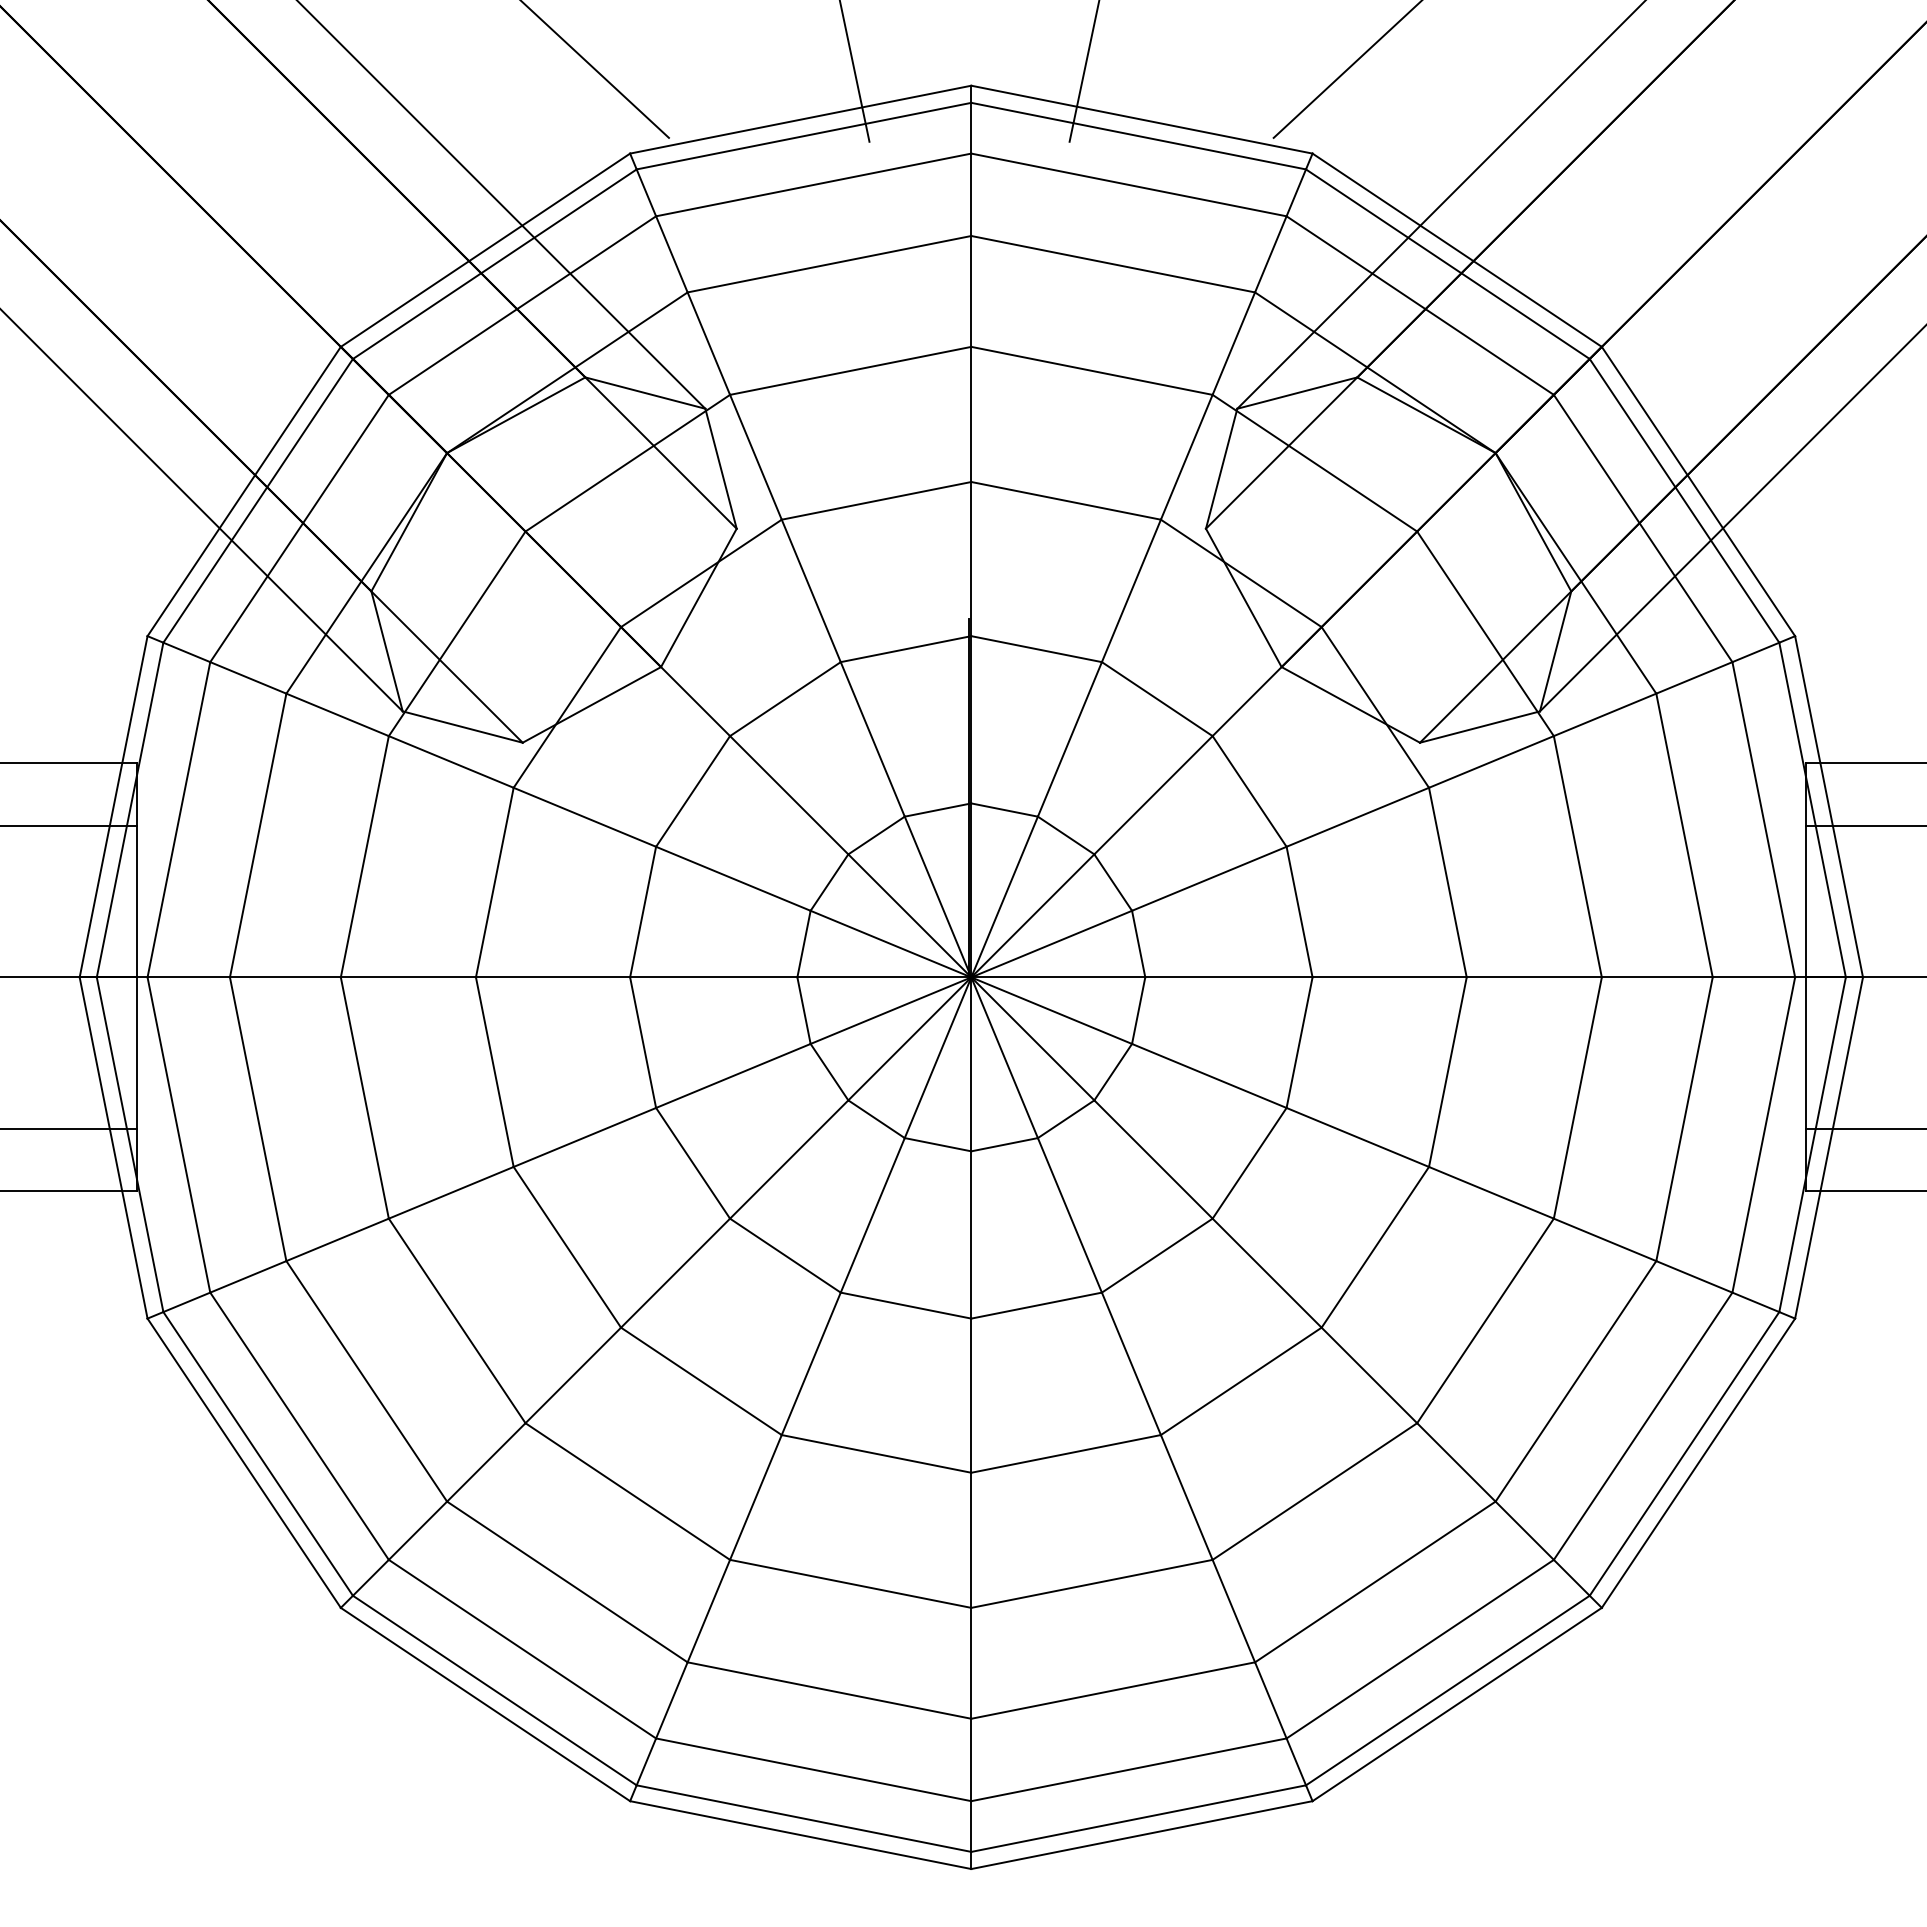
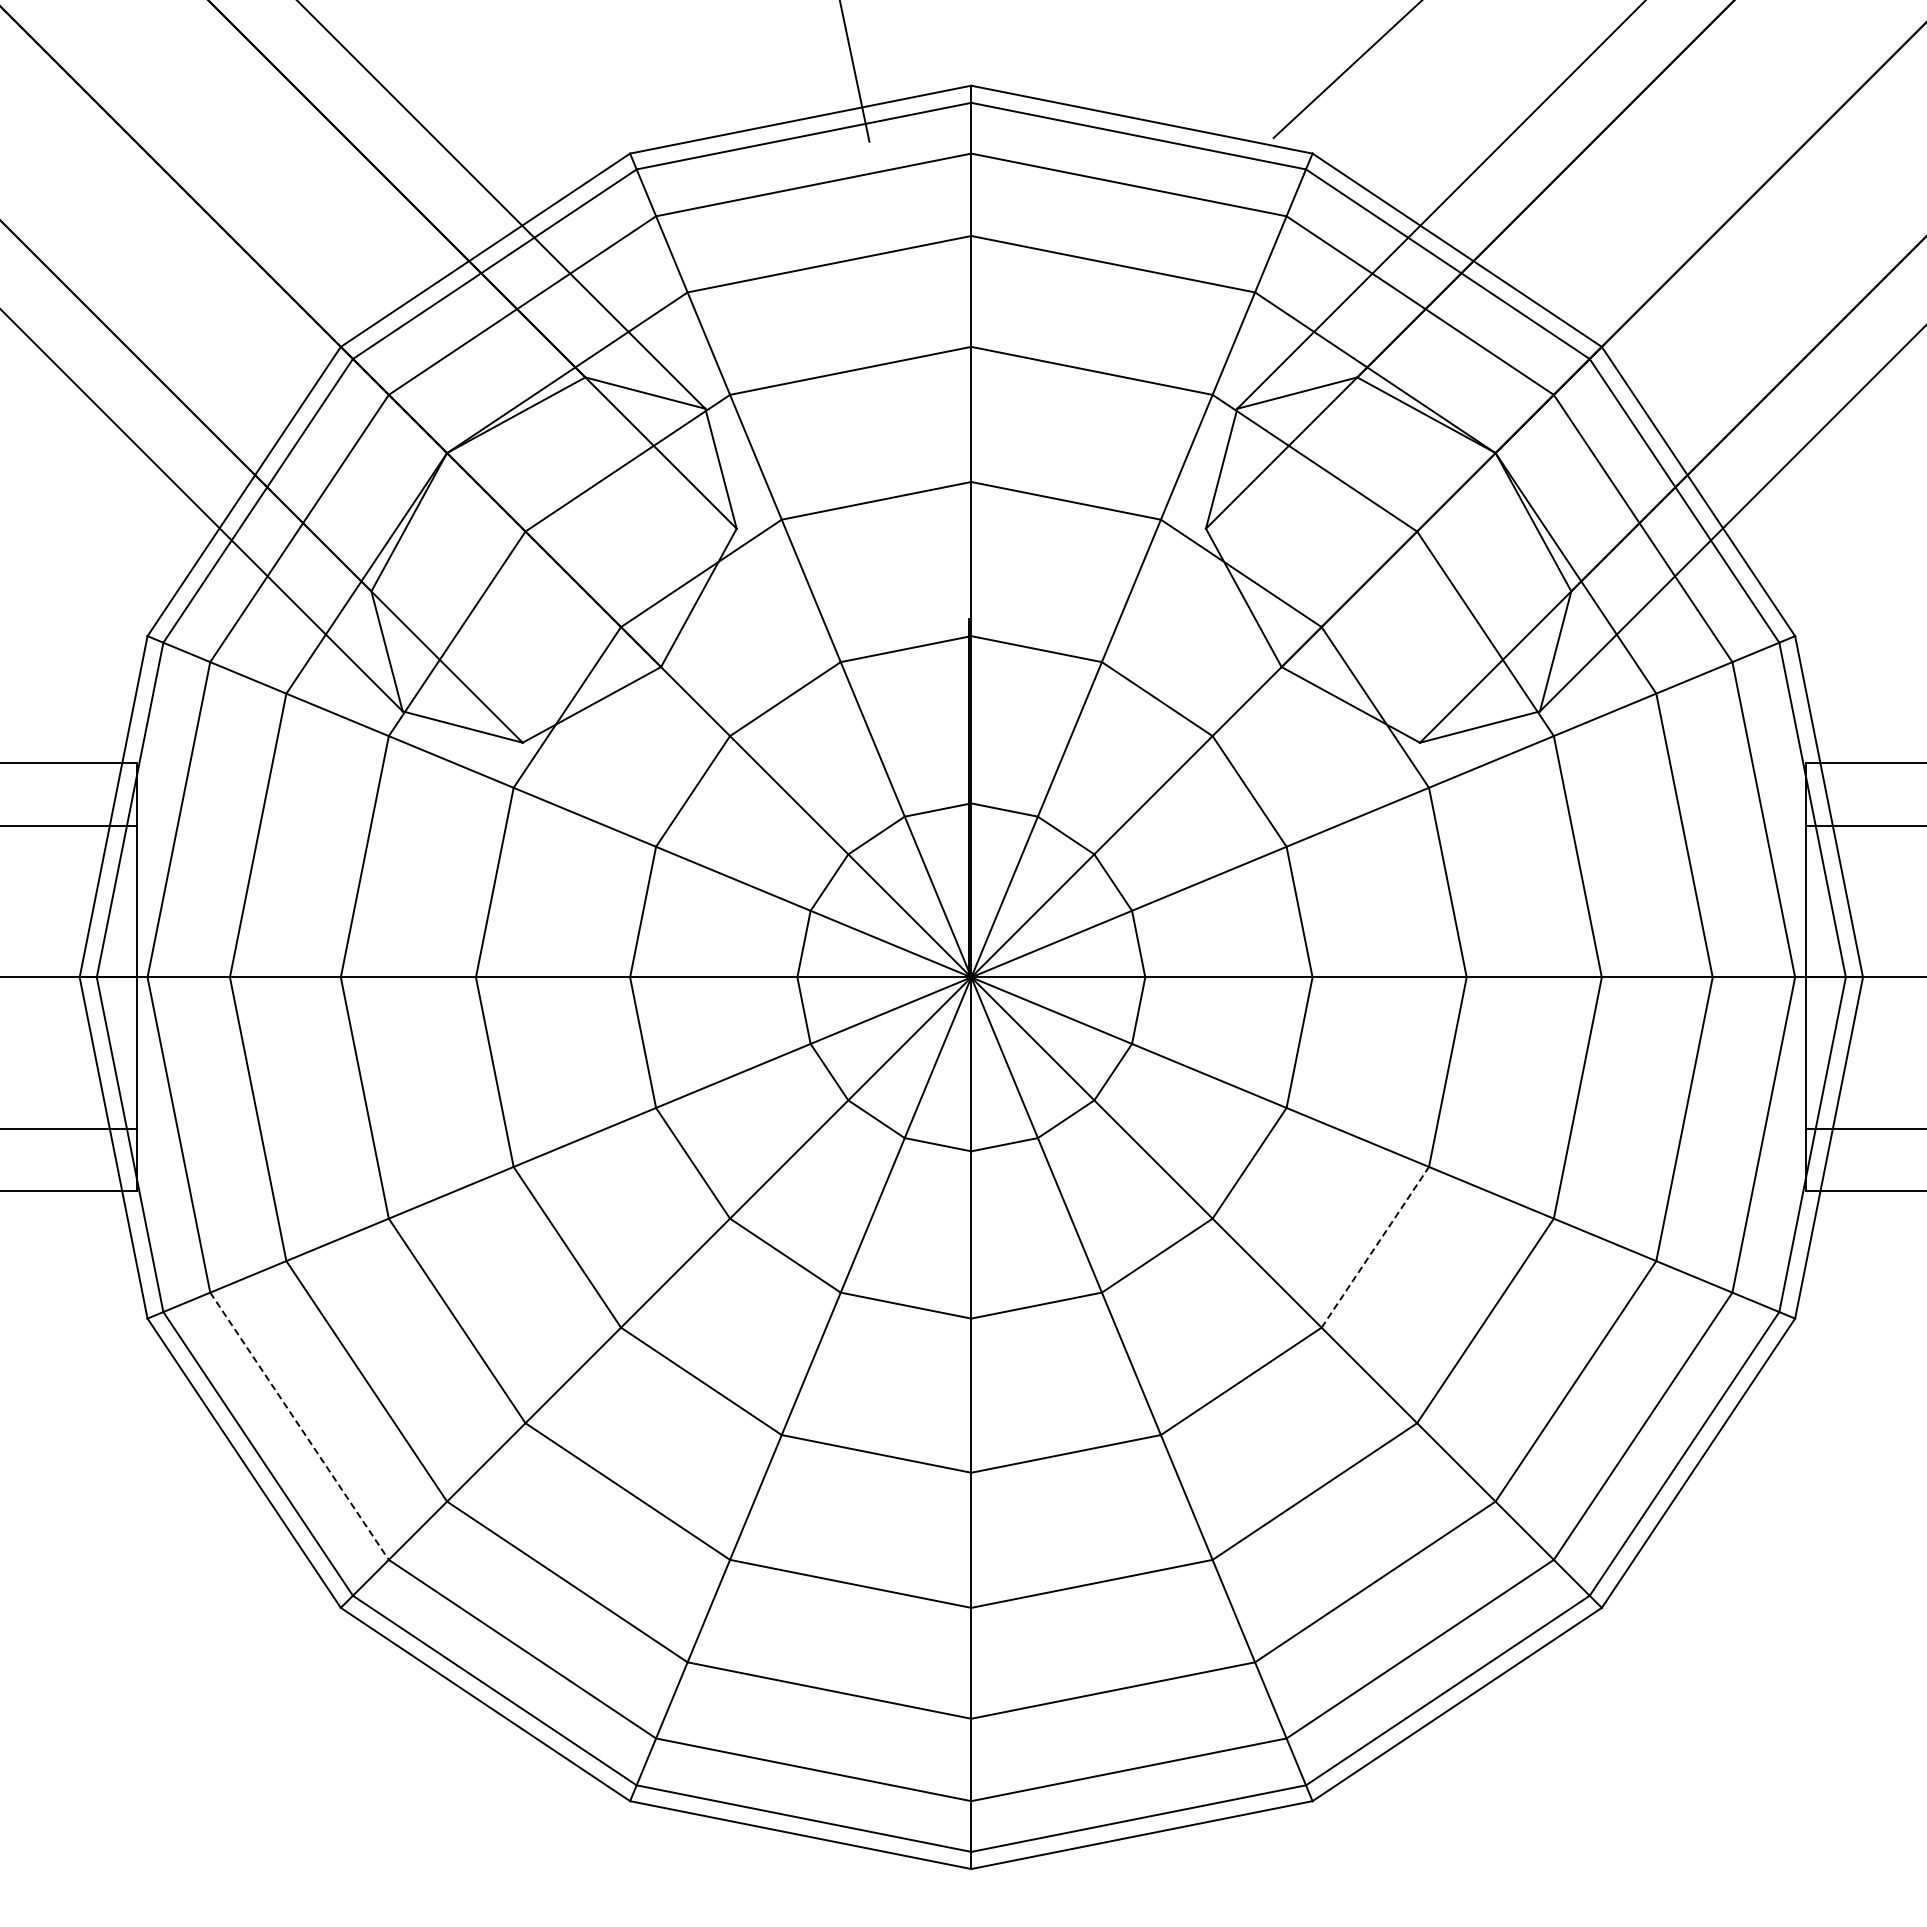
line: present -> none (595, 69)
line: present -> none (1083, 71)
line: solid -> dashed (1375, 1247)
line: solid -> dashed (299, 1426)
